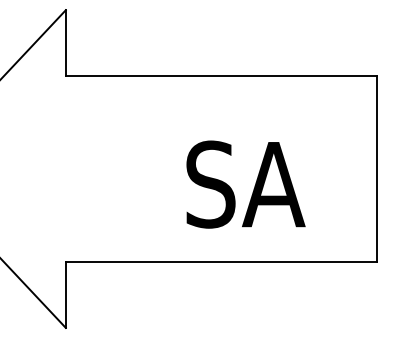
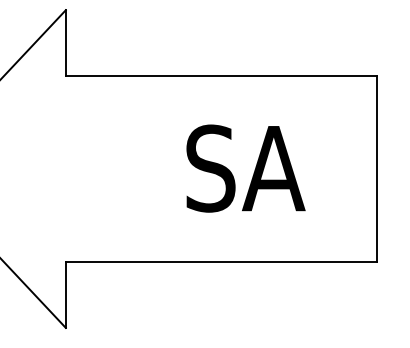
text position: (245, 184) -> (245, 168) (245, 168)
